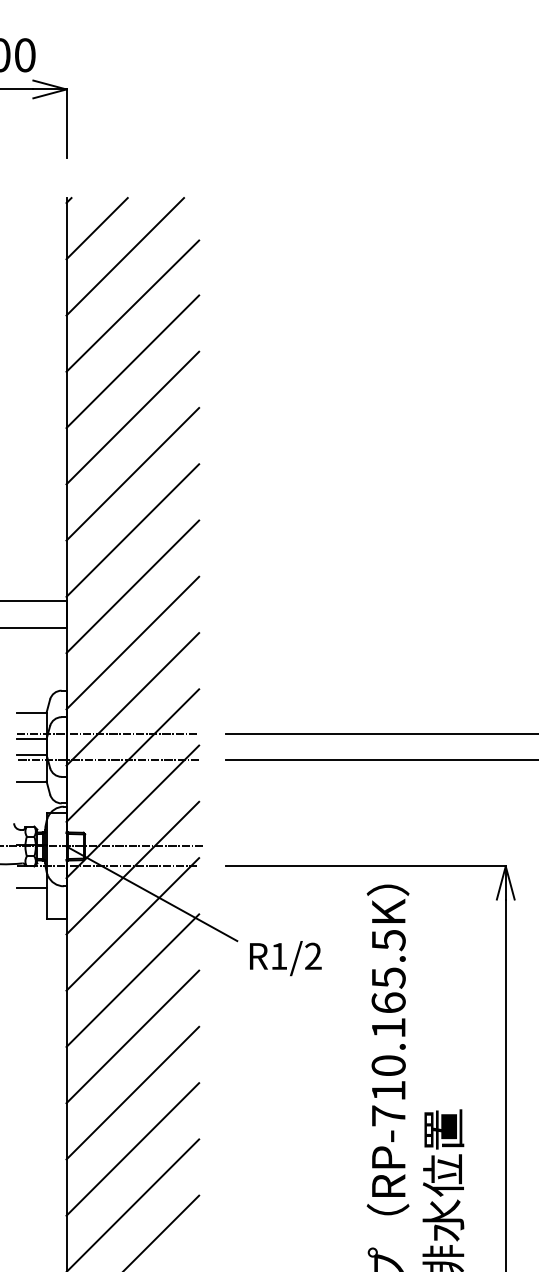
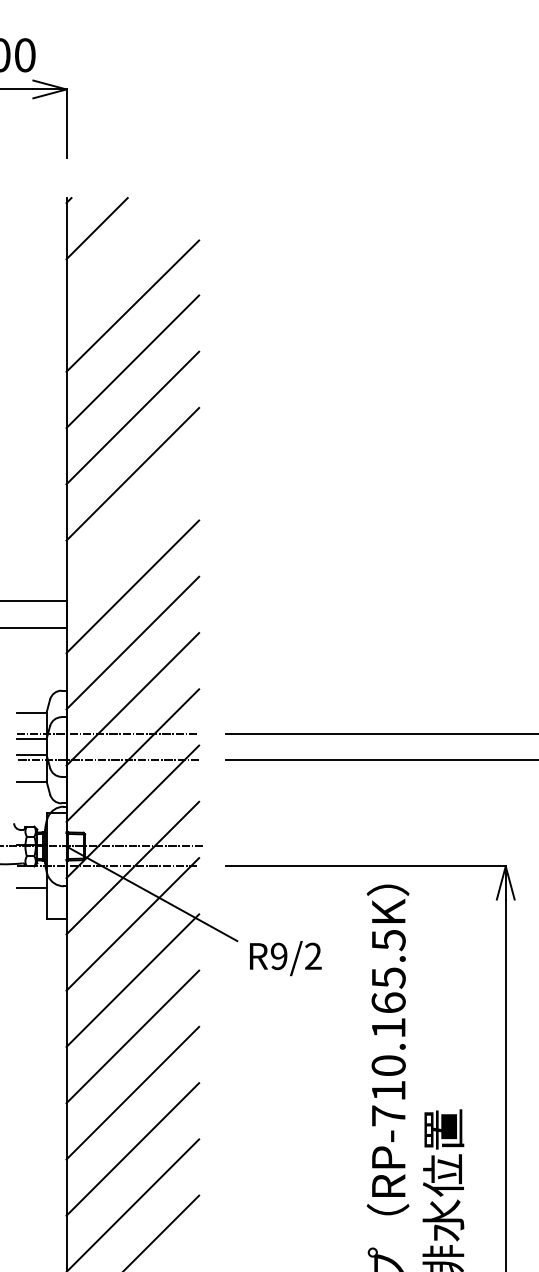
line: present -> none (125, 256)
line: present -> none (132, 530)
text: R1/2 -> R9/2 (278, 956)
